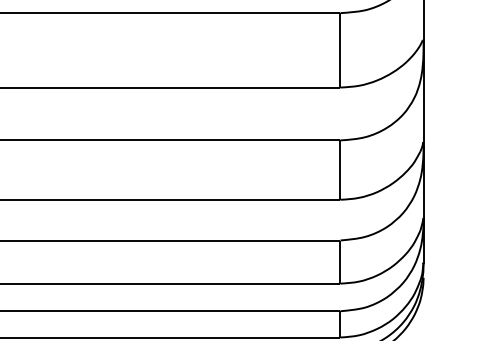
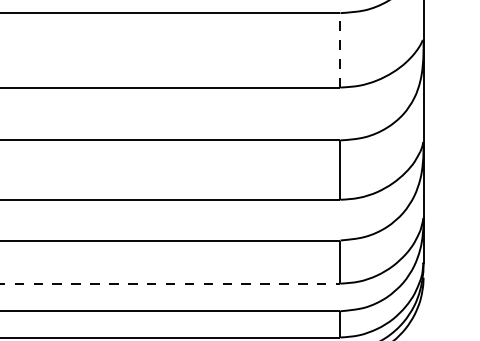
line: solid -> dashed (340, 49)
line: solid -> dashed (170, 283)
